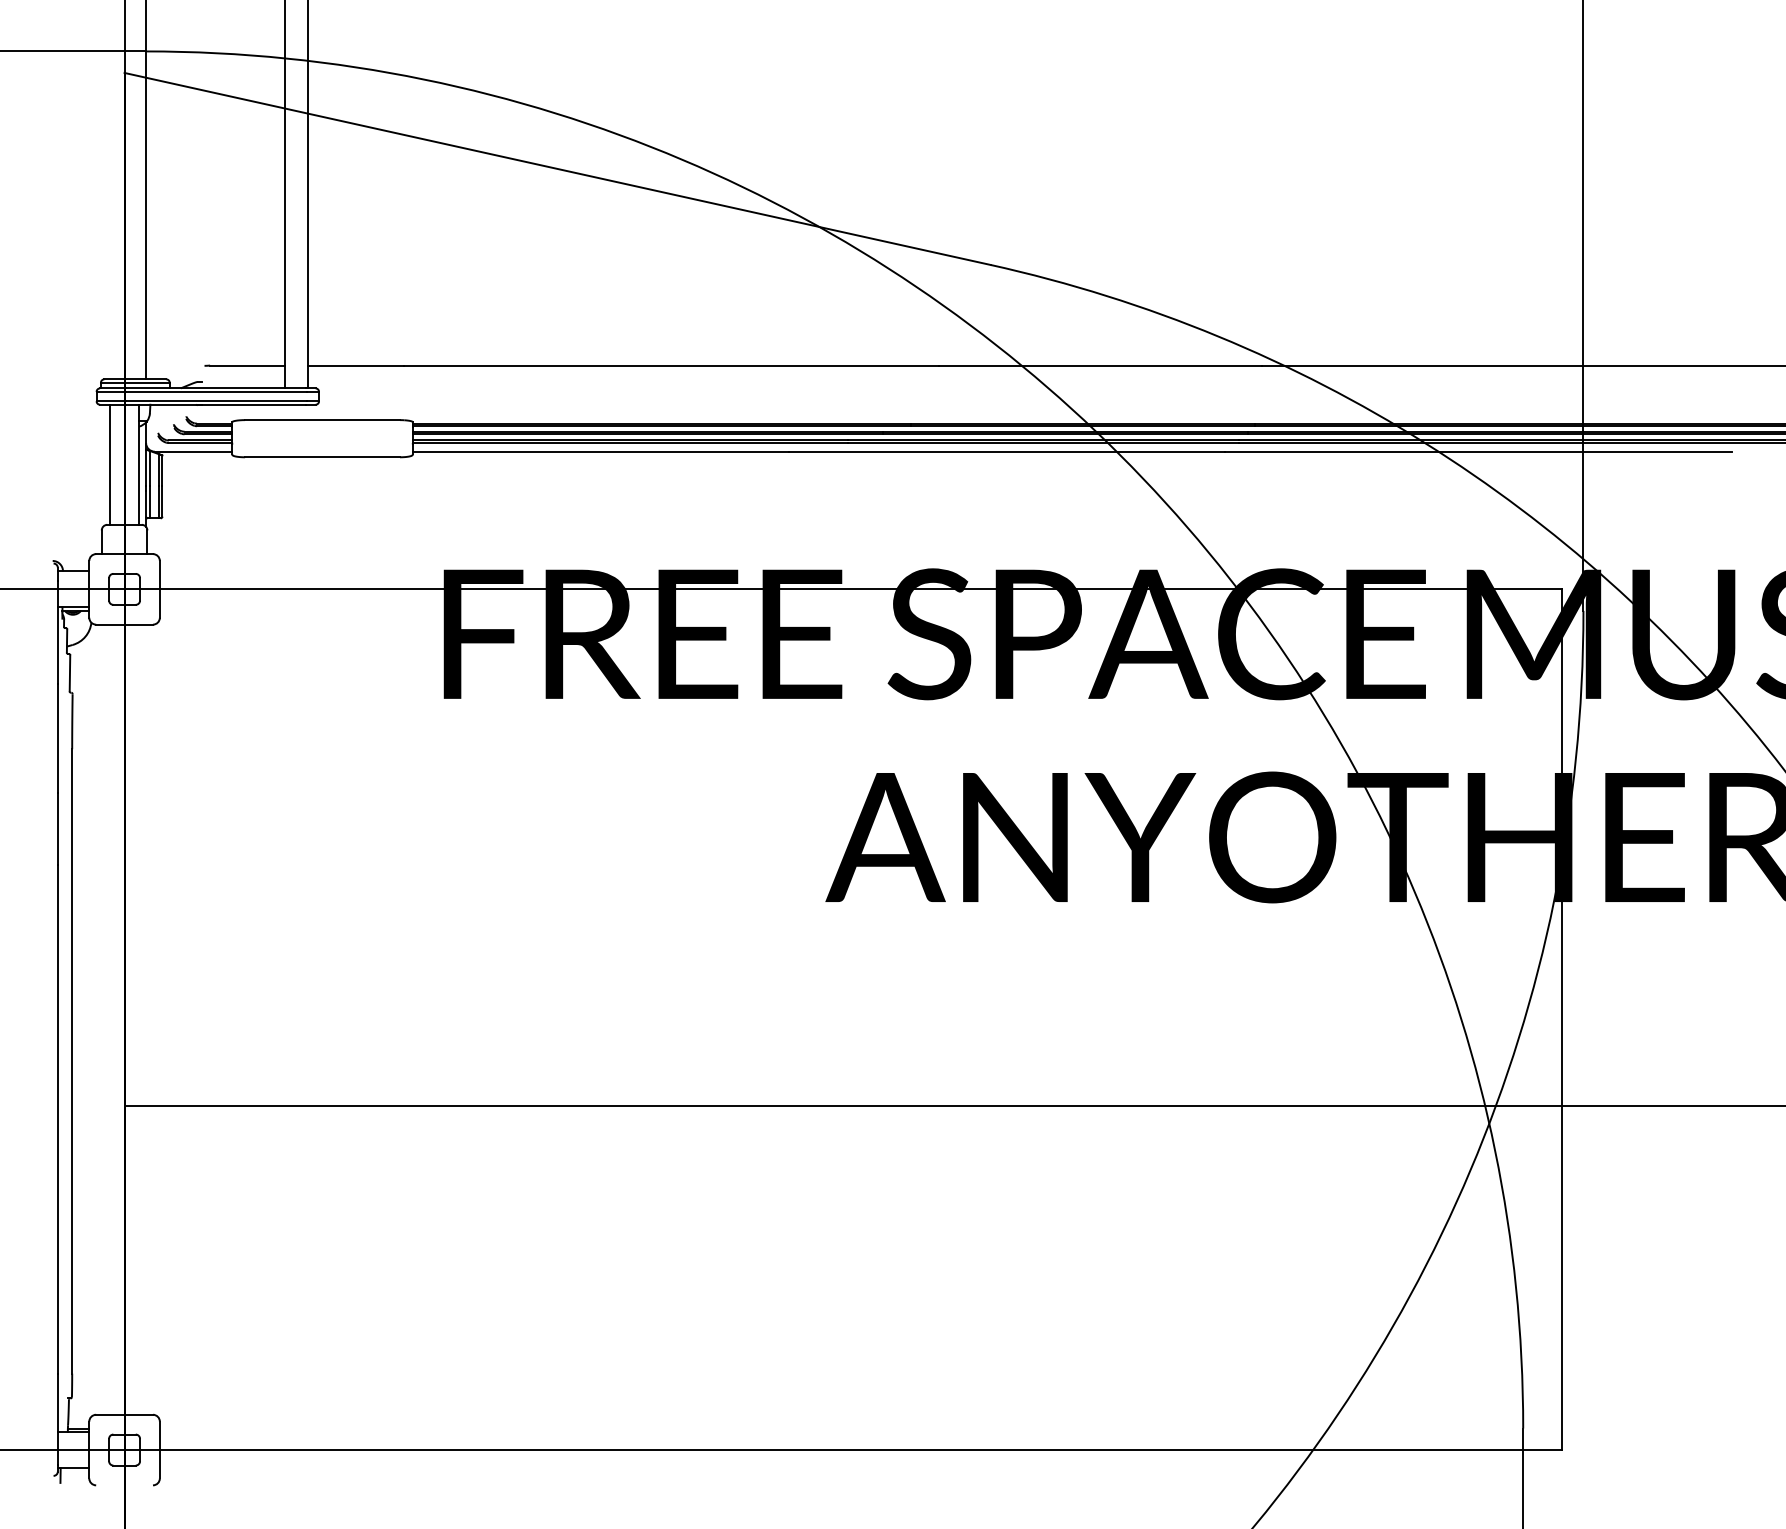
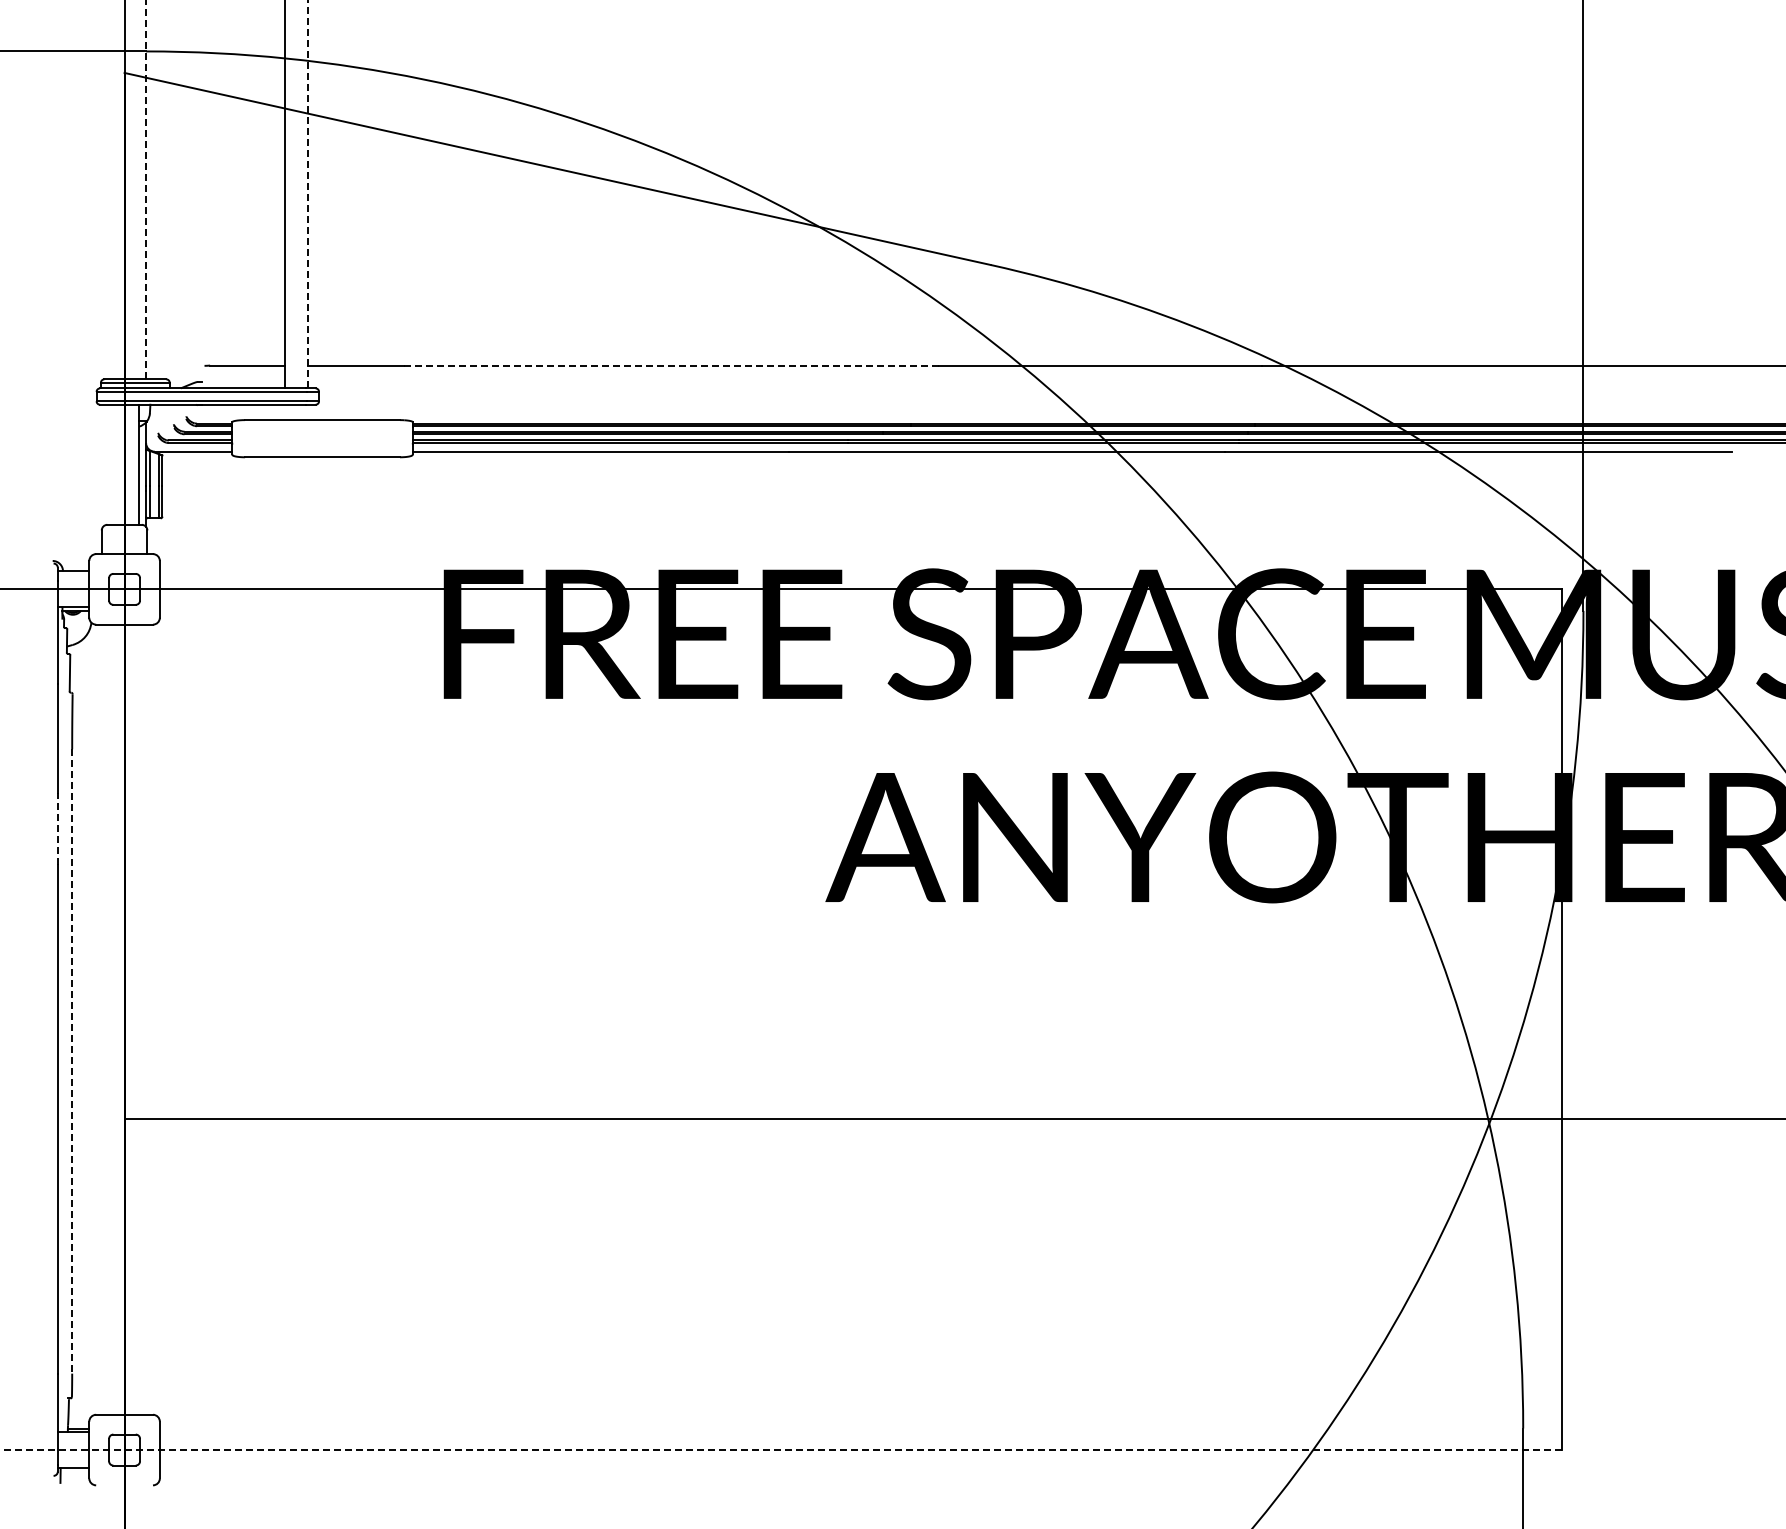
line: solid -> dashed (146, 189)
line: solid -> dashed (308, 194)
line: solid -> dashed (671, 365)
line: present -> none (110, 464)
line: solid -> dashed (57, 828)
line: solid -> dashed (72, 1061)
line position: (953, 1105) -> (953, 1118) (953, 1118)
line: solid -> dashed (781, 1450)
